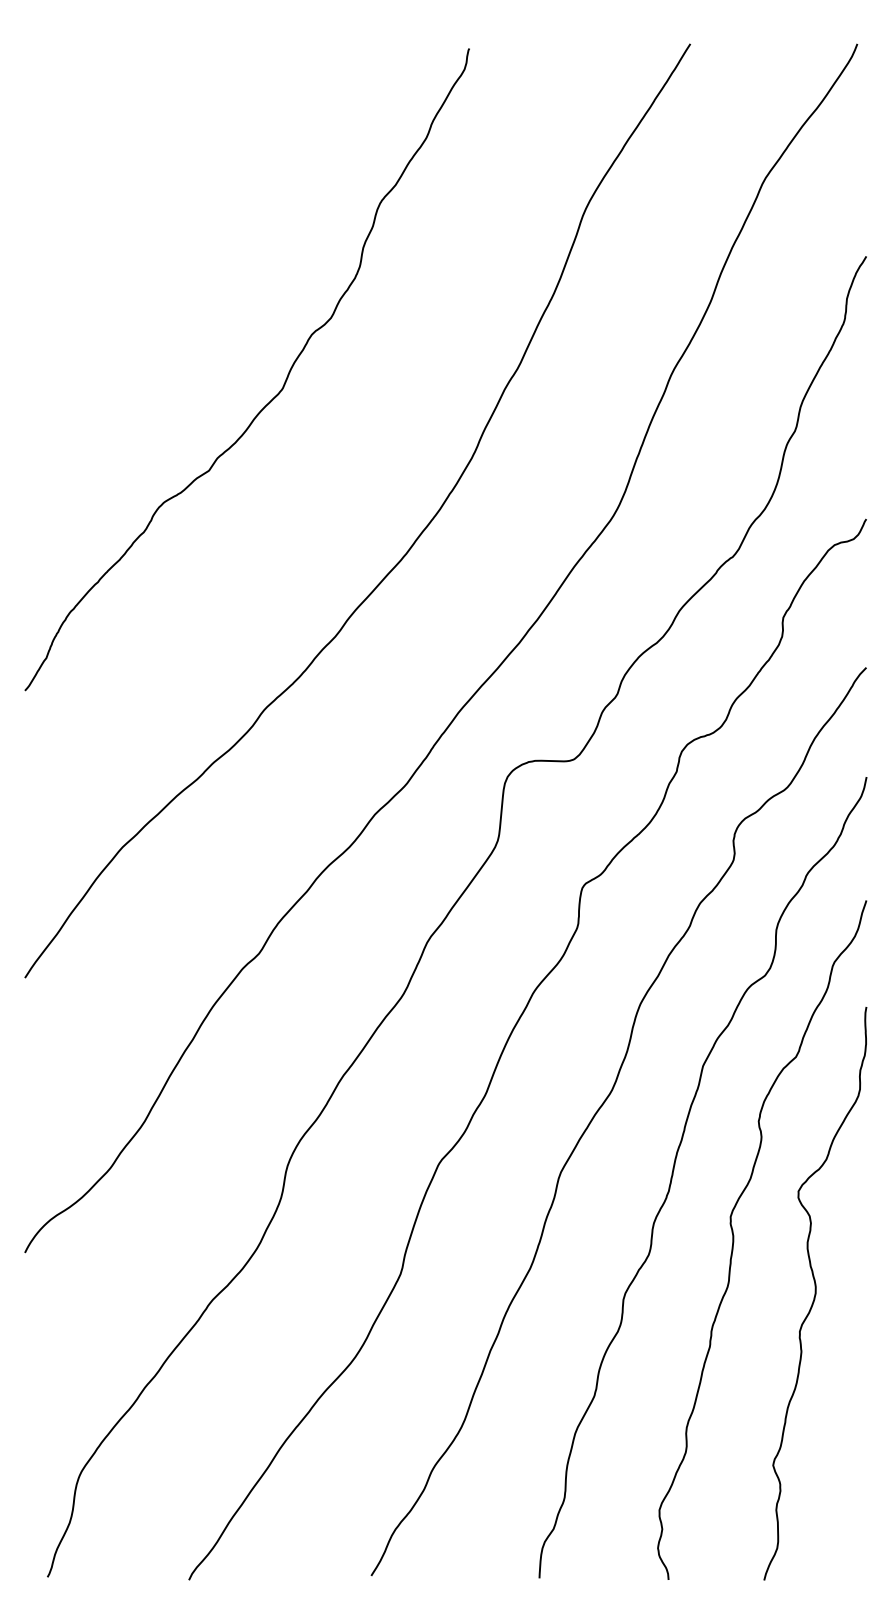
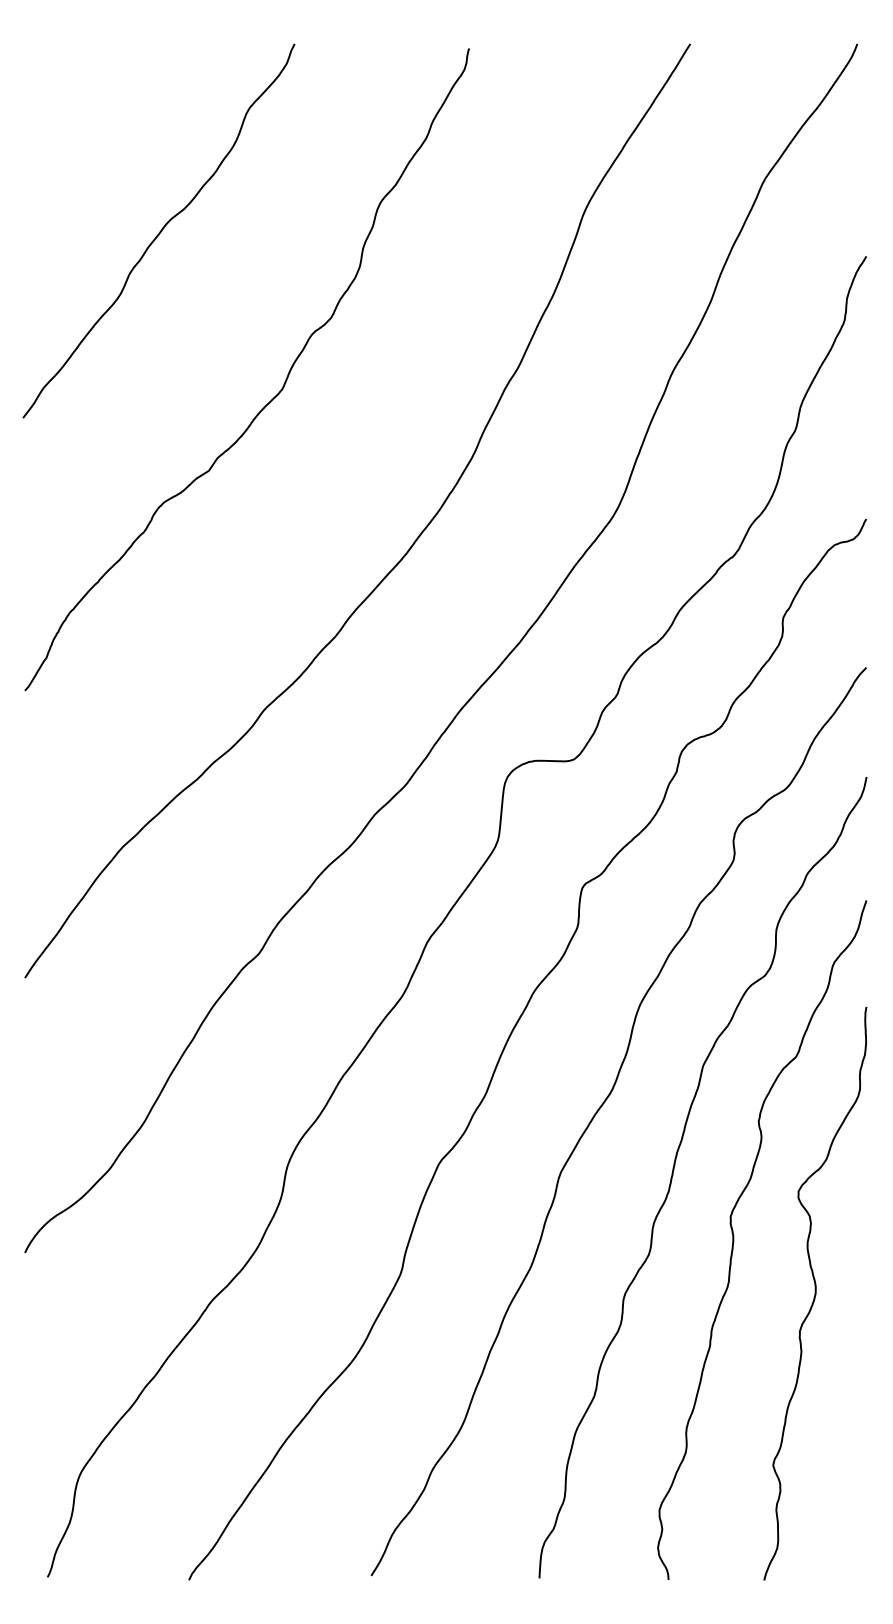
curve: none -> present (159, 231)
